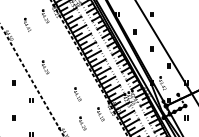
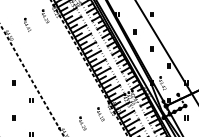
part: present -> none (45, 67)
part: present -> none (77, 94)
